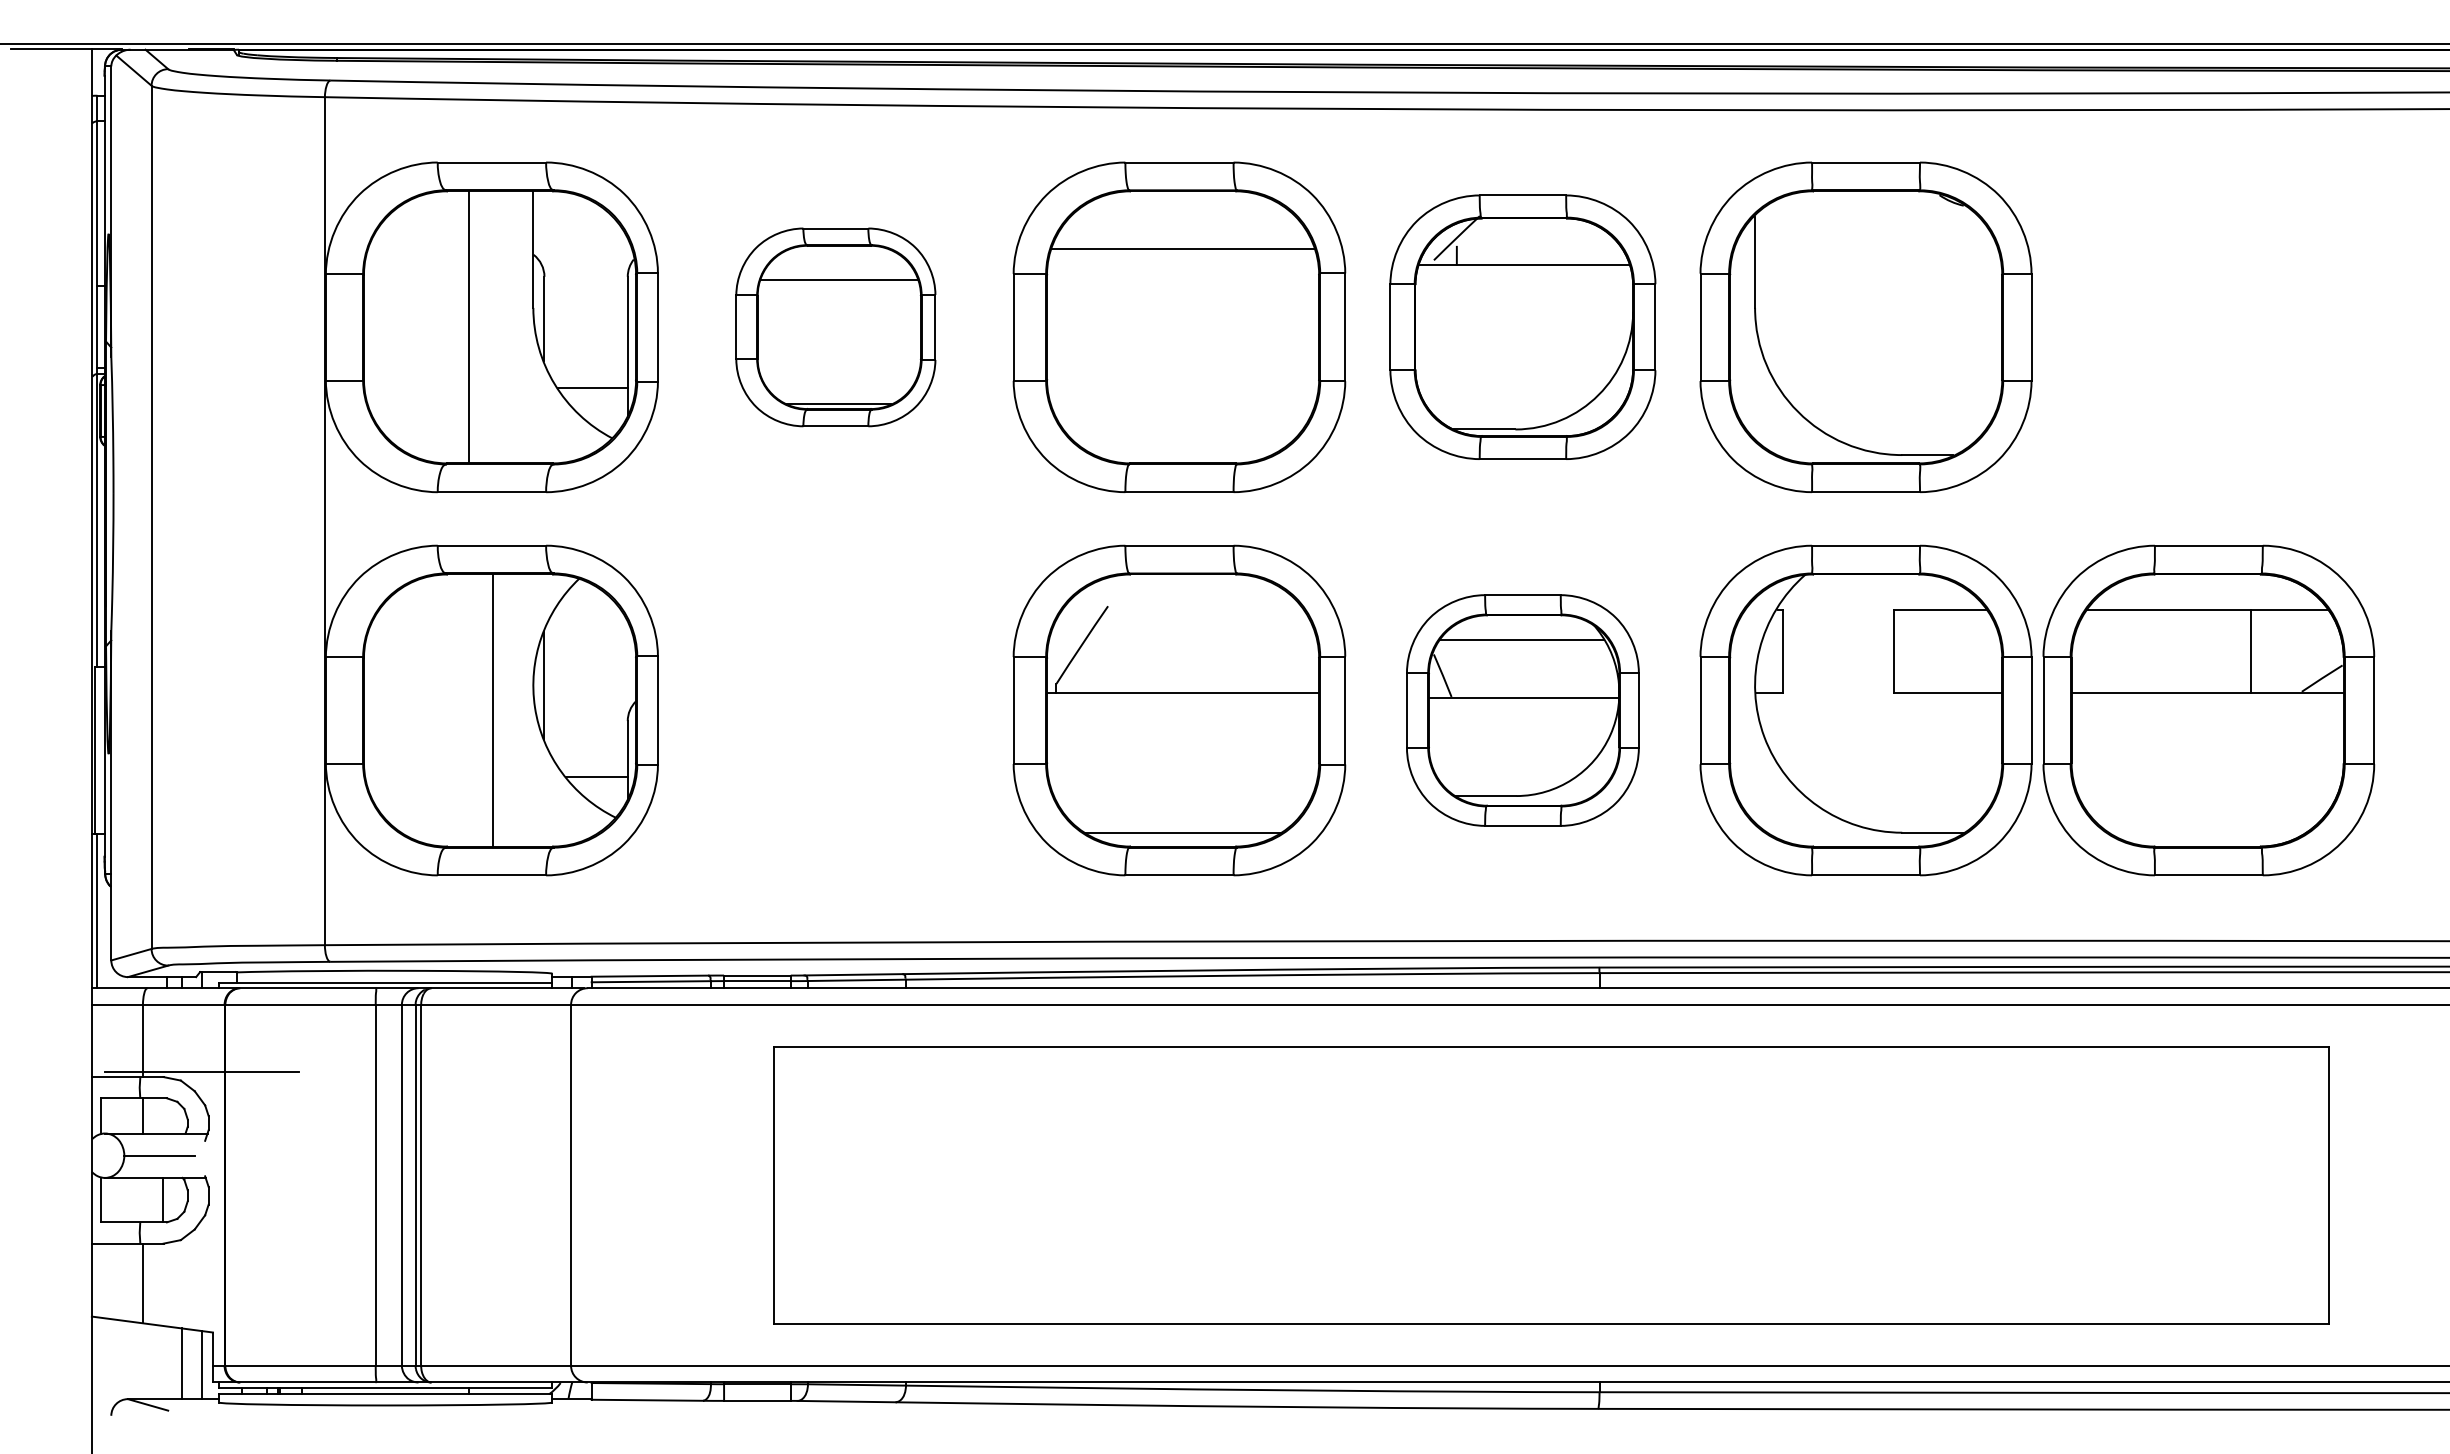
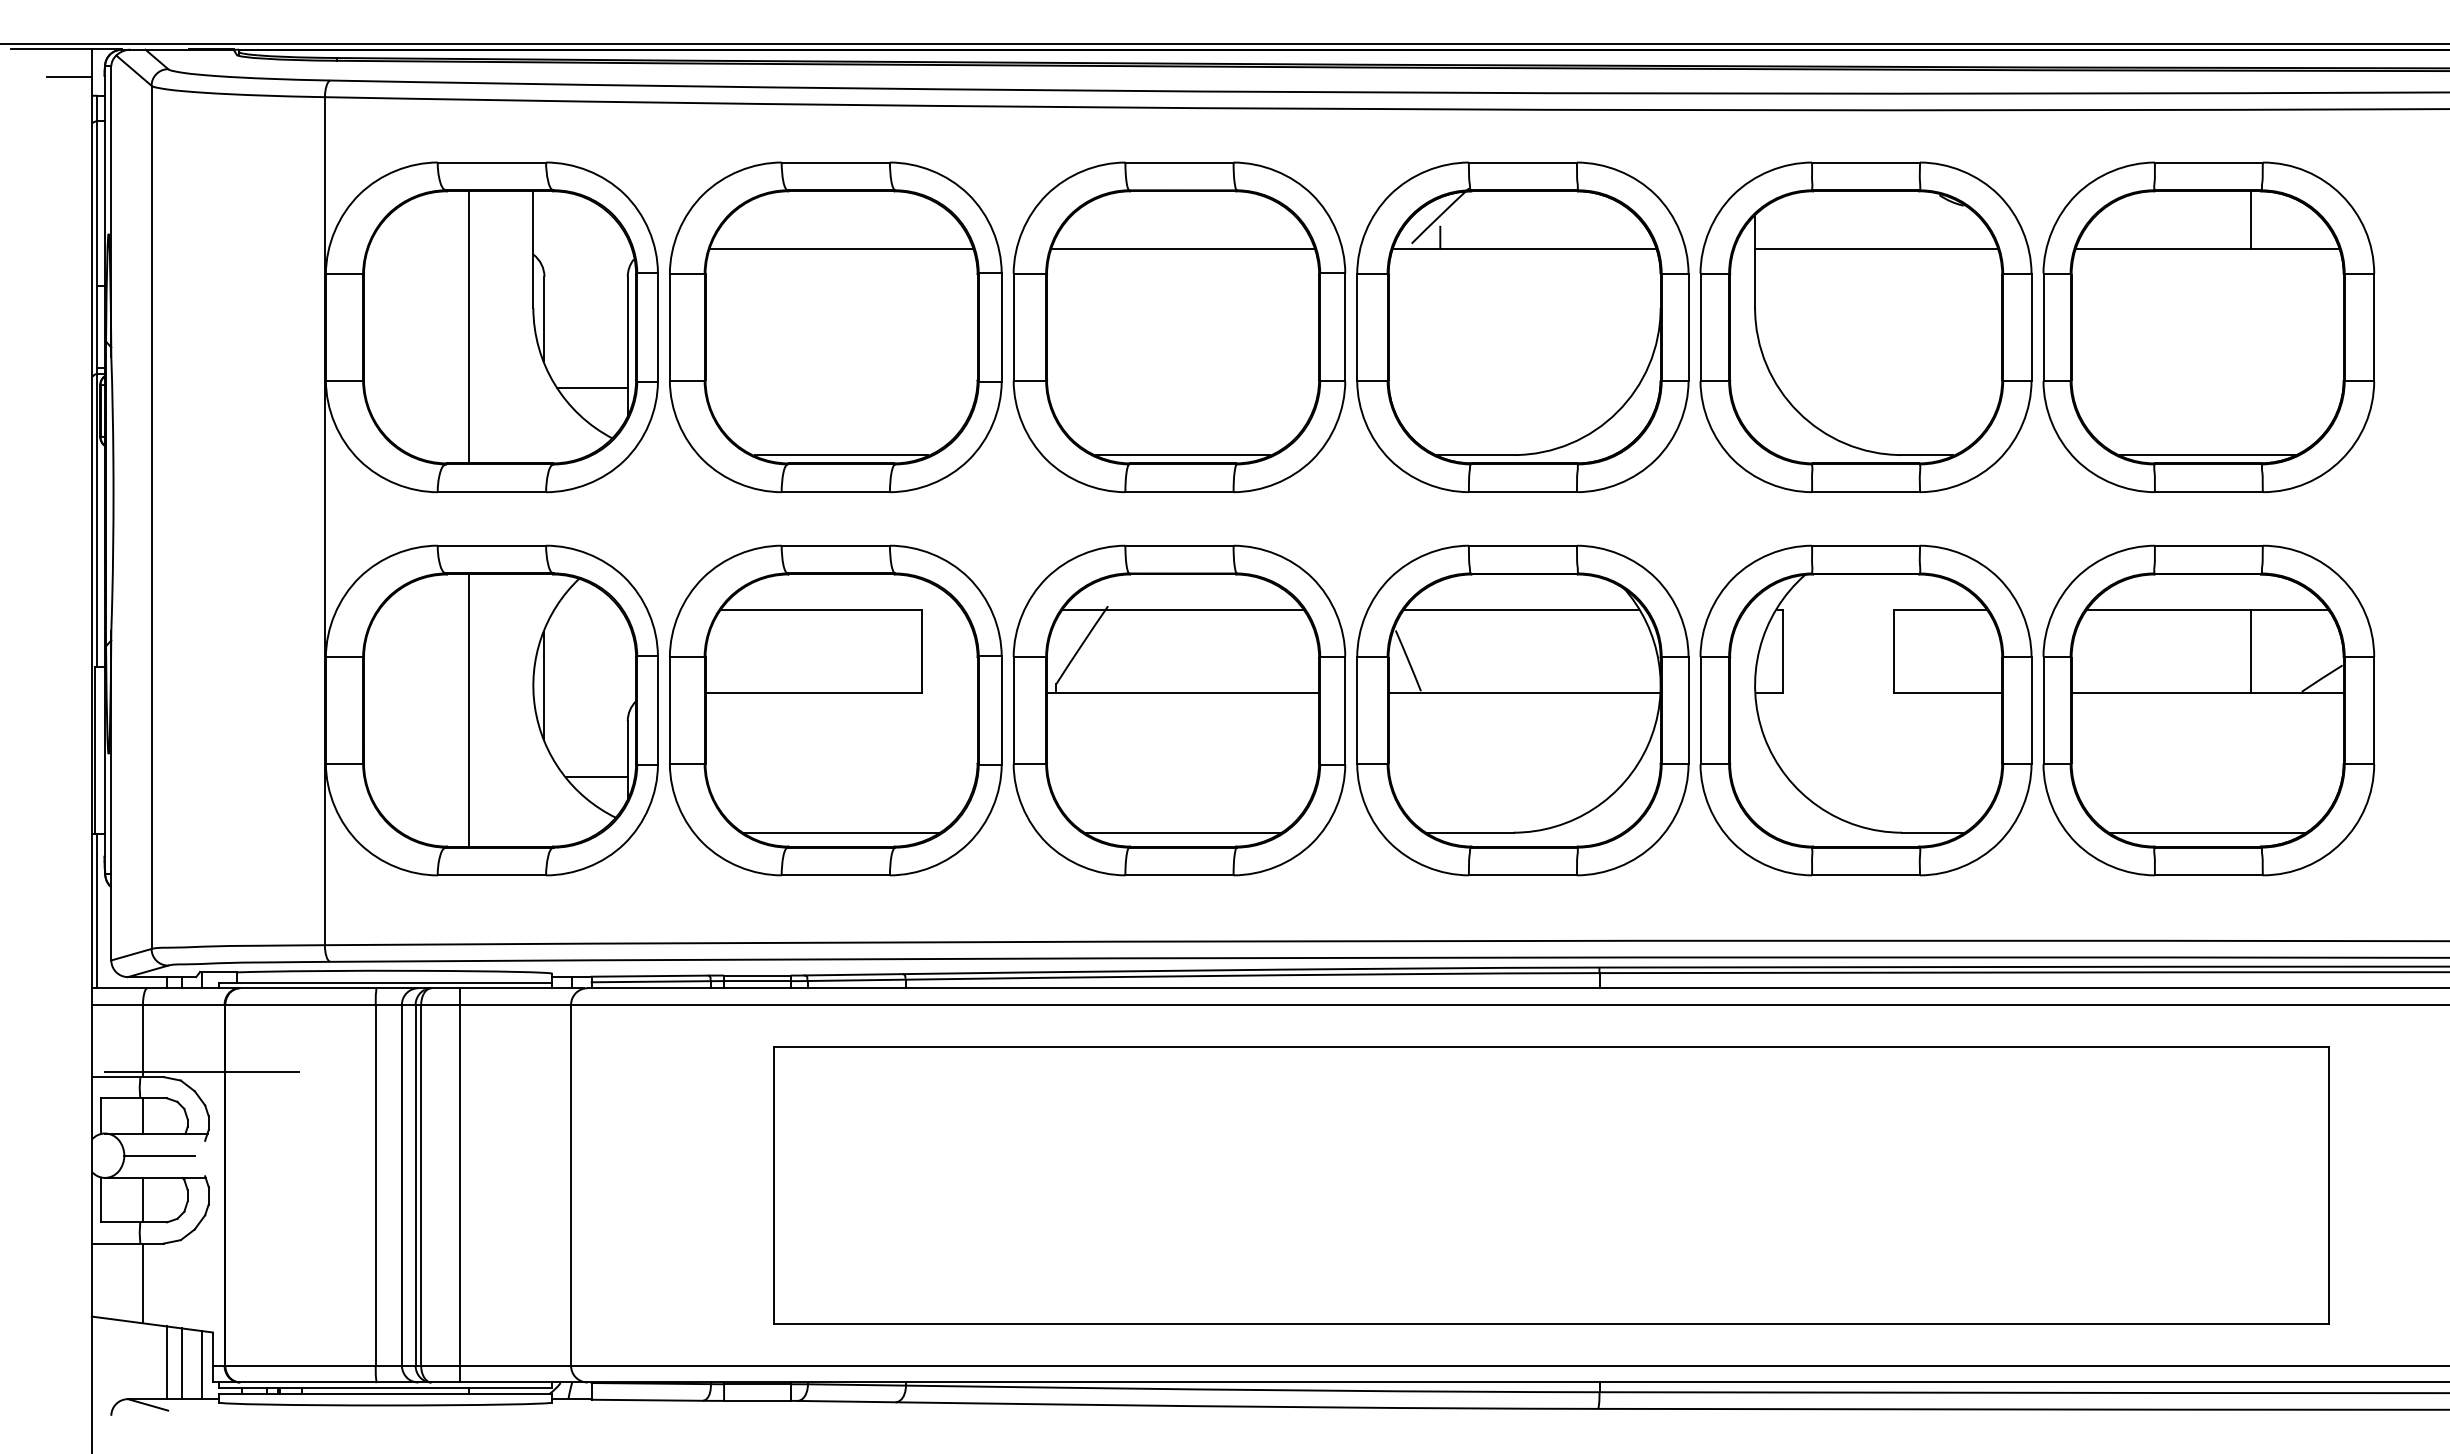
line: none -> present (69, 76)
line: none -> present (1876, 249)
part size: 268x266 px -> 334x332 px (1522, 326)
part: none -> present (2208, 326)
part size: 202x201 px -> 334x333 px (835, 327)
line: none -> present (1182, 455)
line: none -> present (1182, 610)
line position: (492, 710) -> (468, 710) (468, 710)
part: none -> present (835, 710)
part size: 234x233 px -> 334x333 px (1522, 710)
line: none -> present (2207, 832)
line: none -> present (460, 1185)
line position: (162, 1199) -> (142, 1199) (142, 1199)
line: none -> present (166, 1362)
